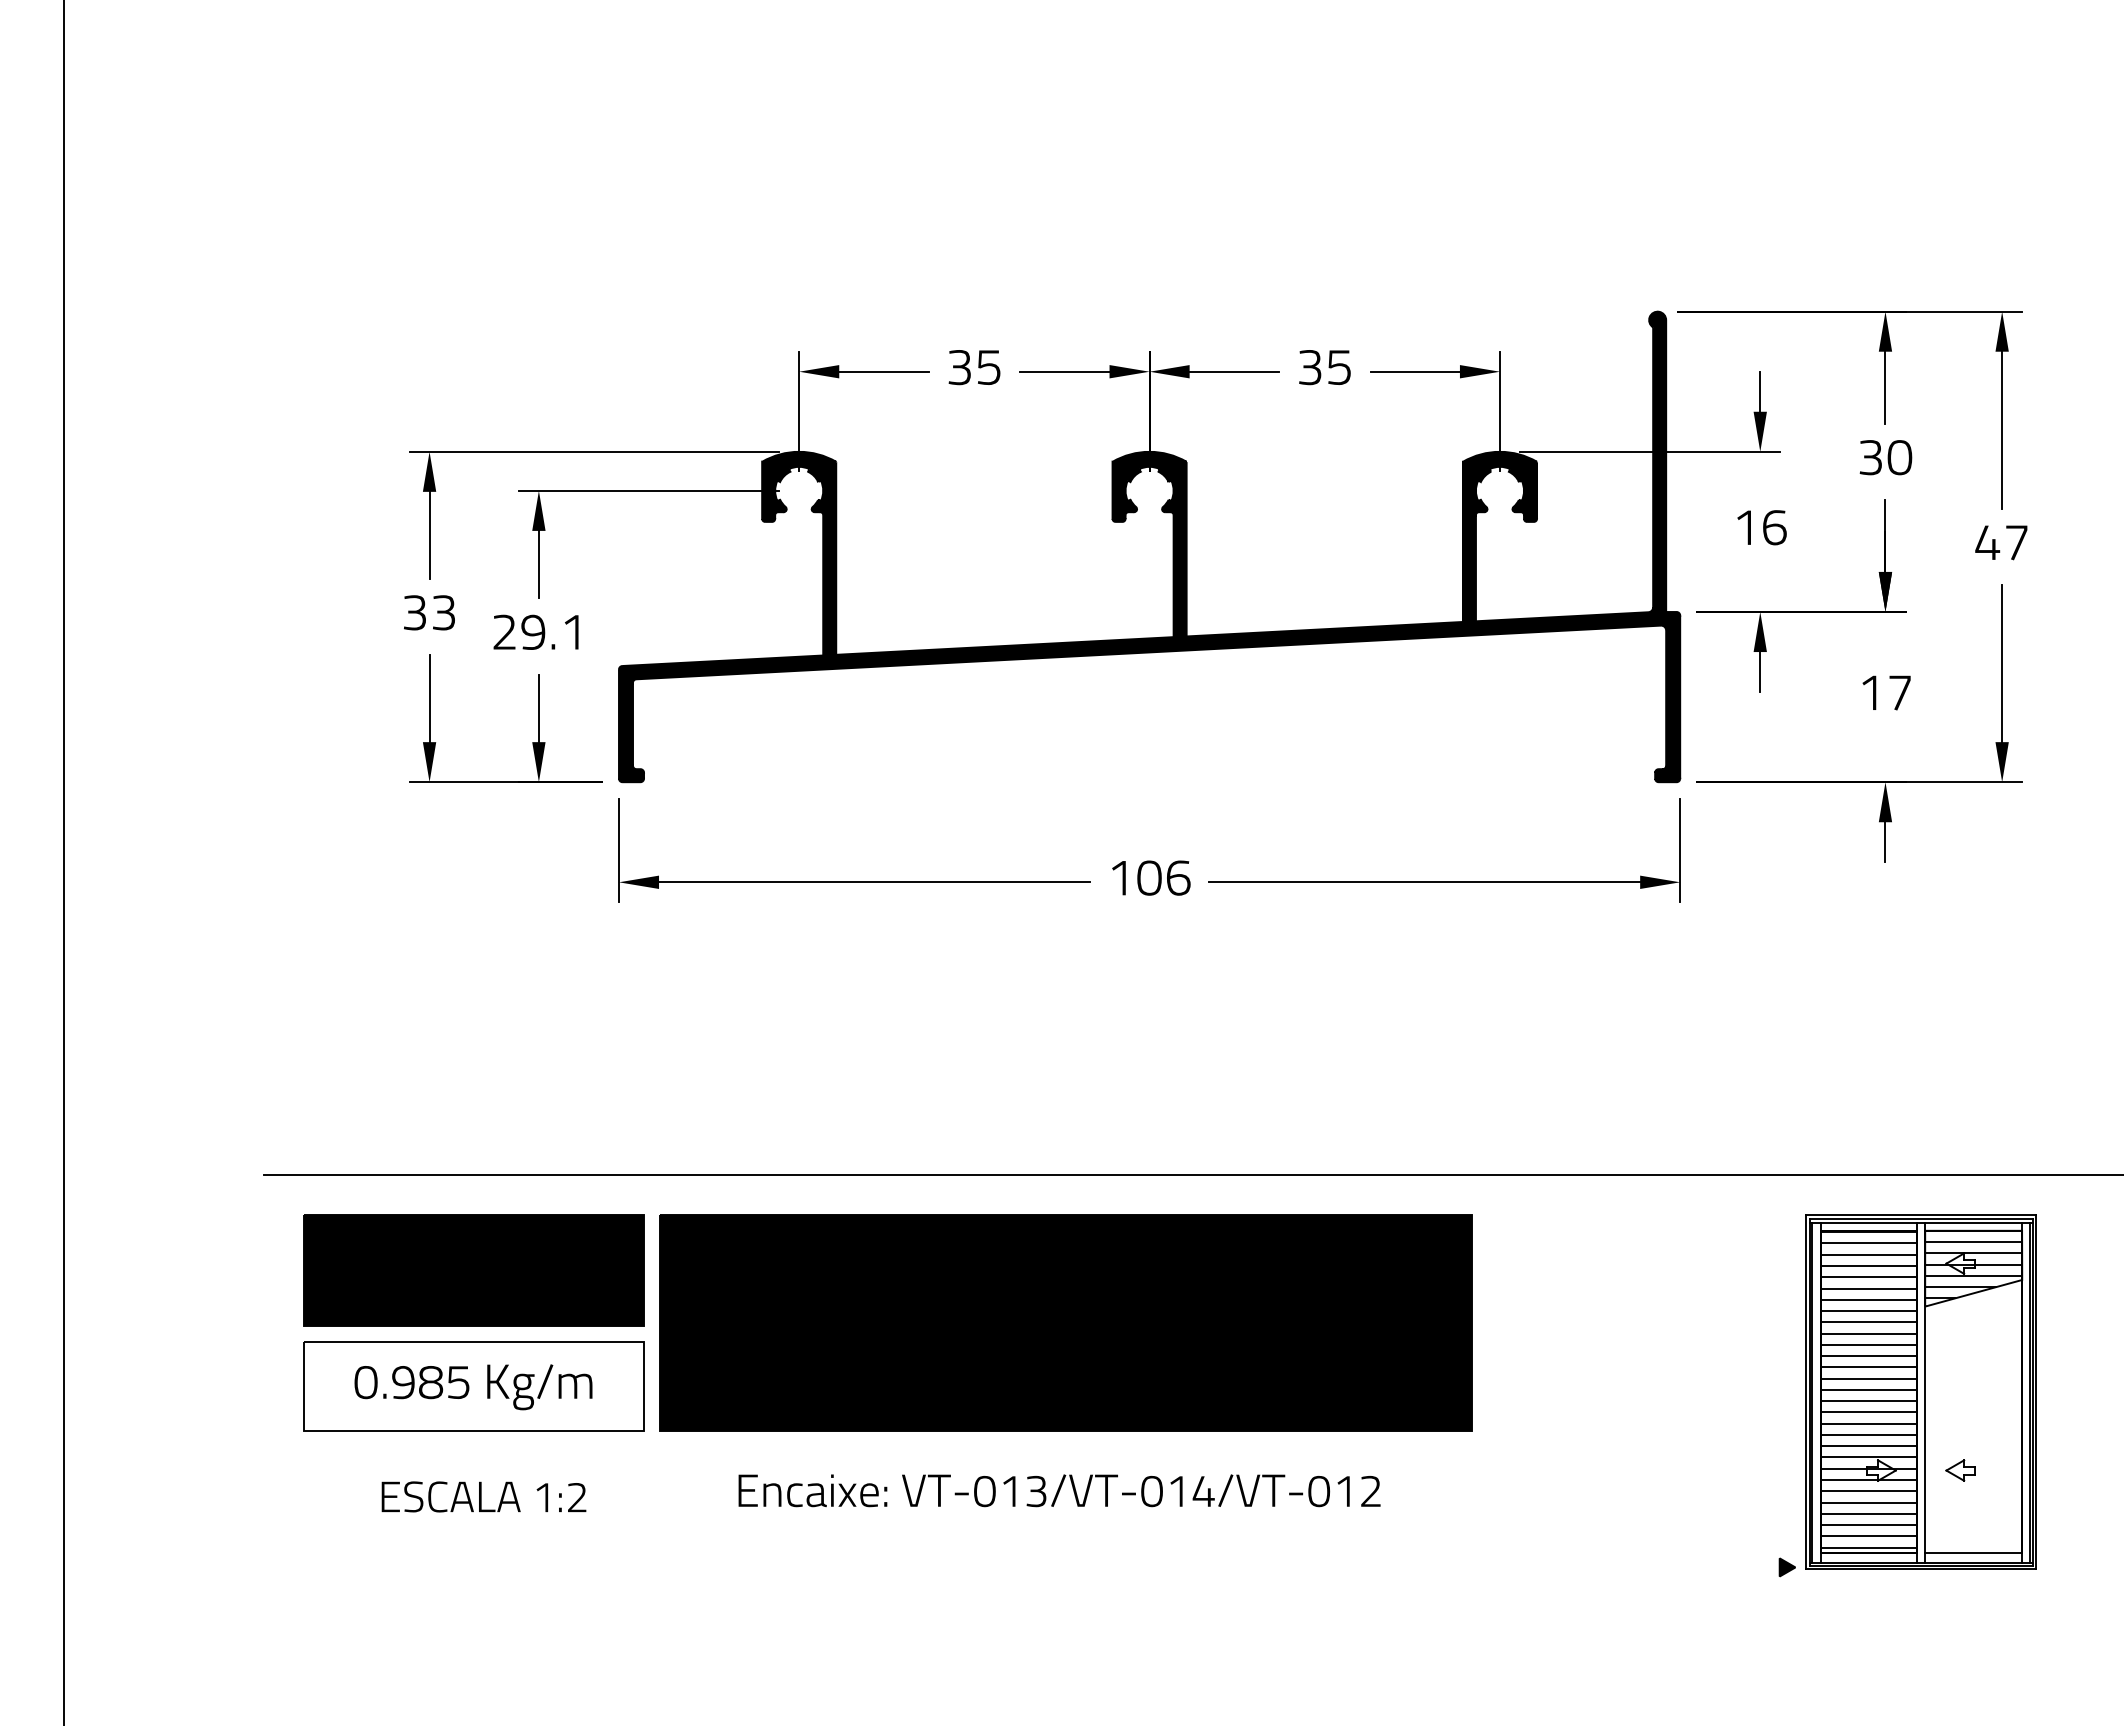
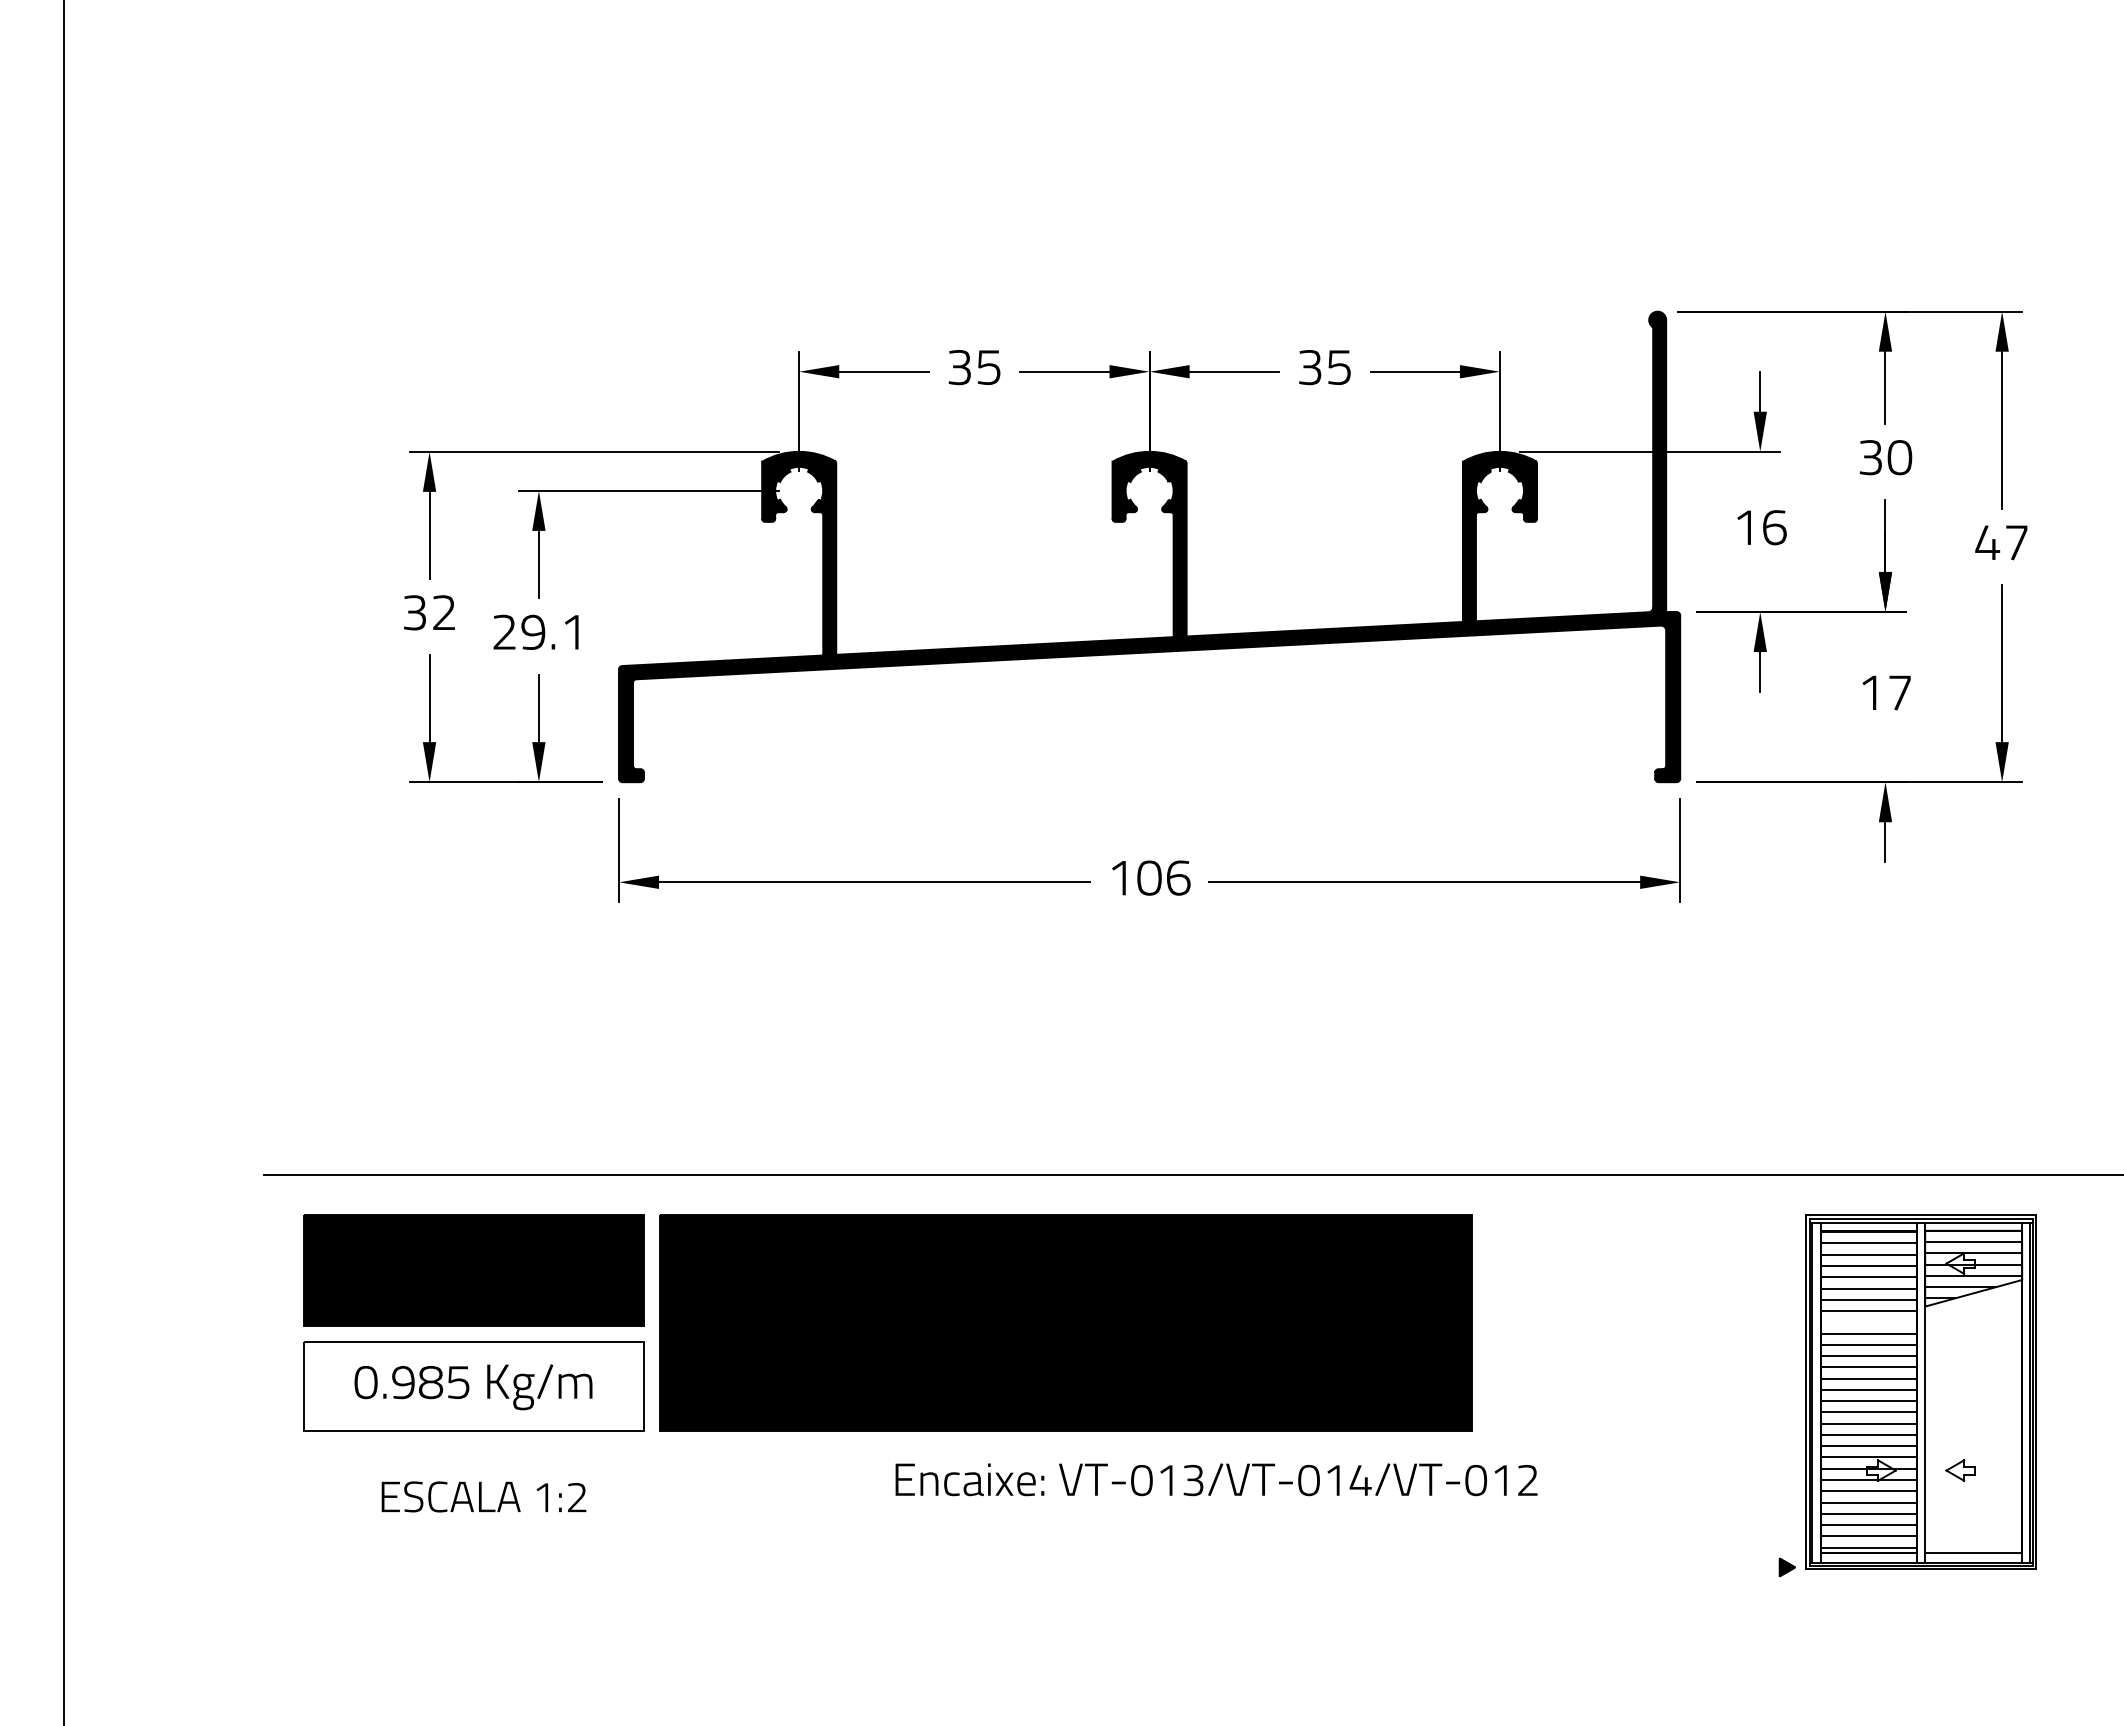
text: 33 -> 32 (443, 612)
line: present -> none (1868, 1322)
text position: (1059, 1490) -> (1216, 1479) (1216, 1479)
